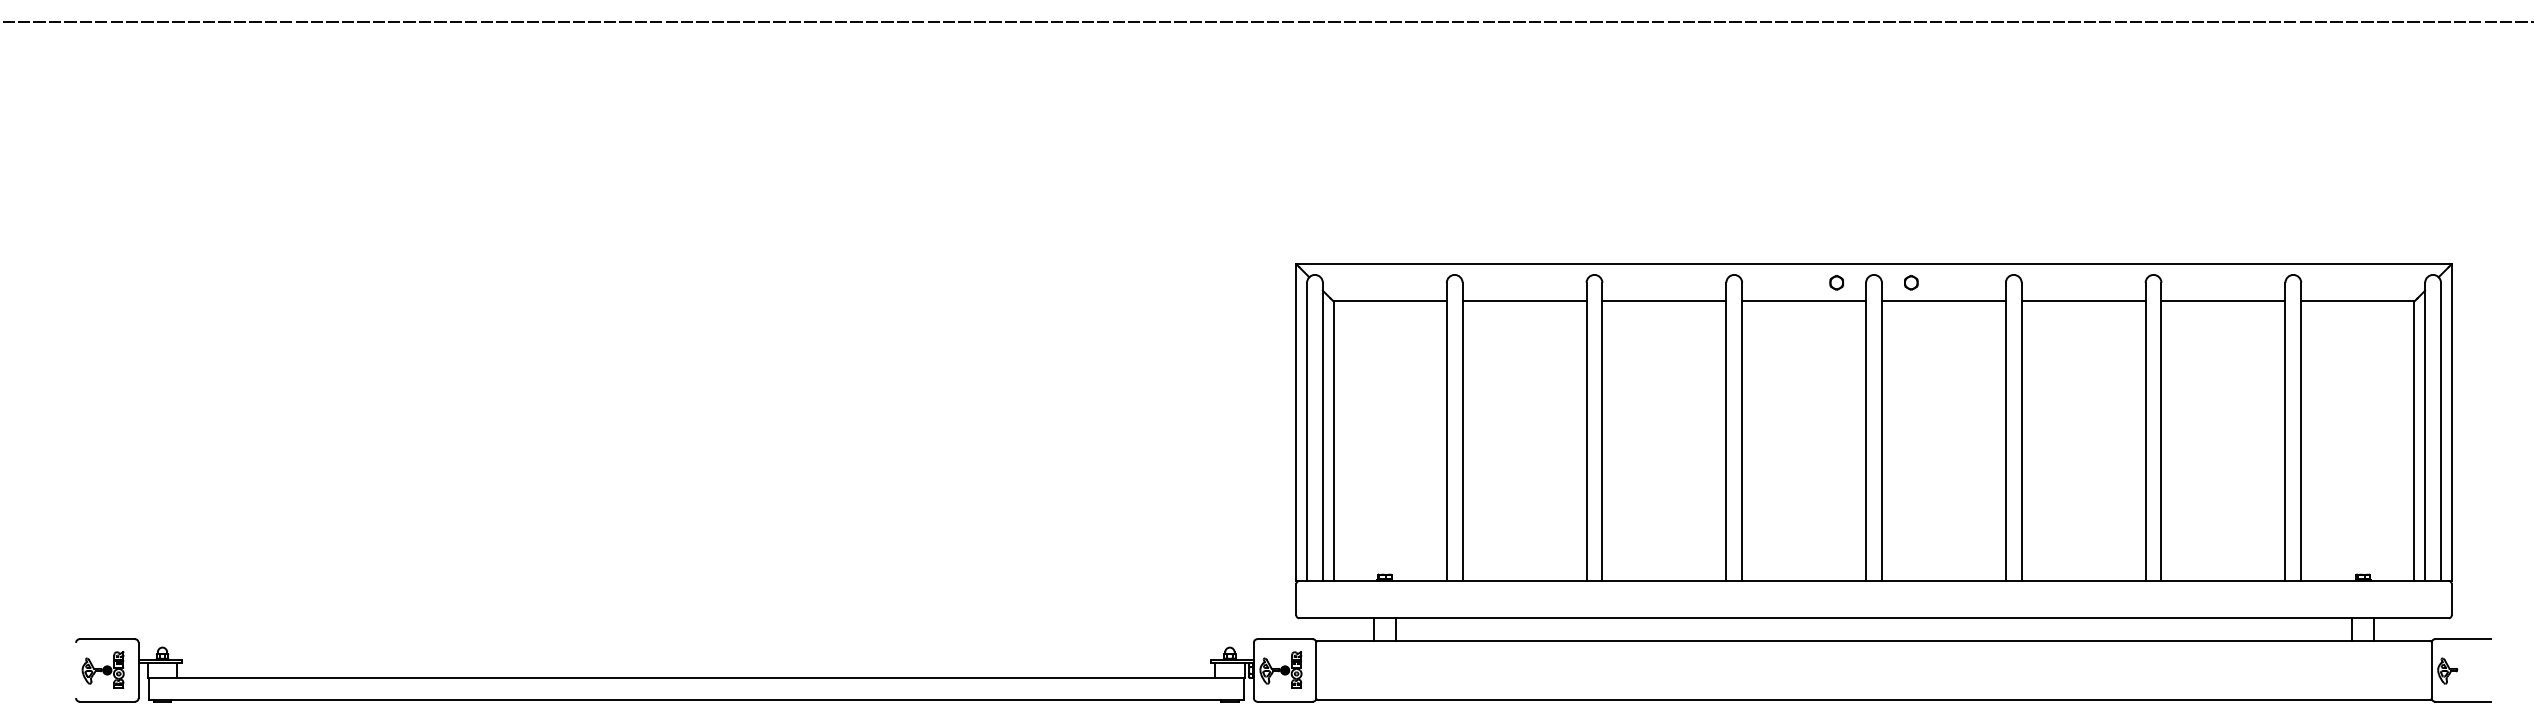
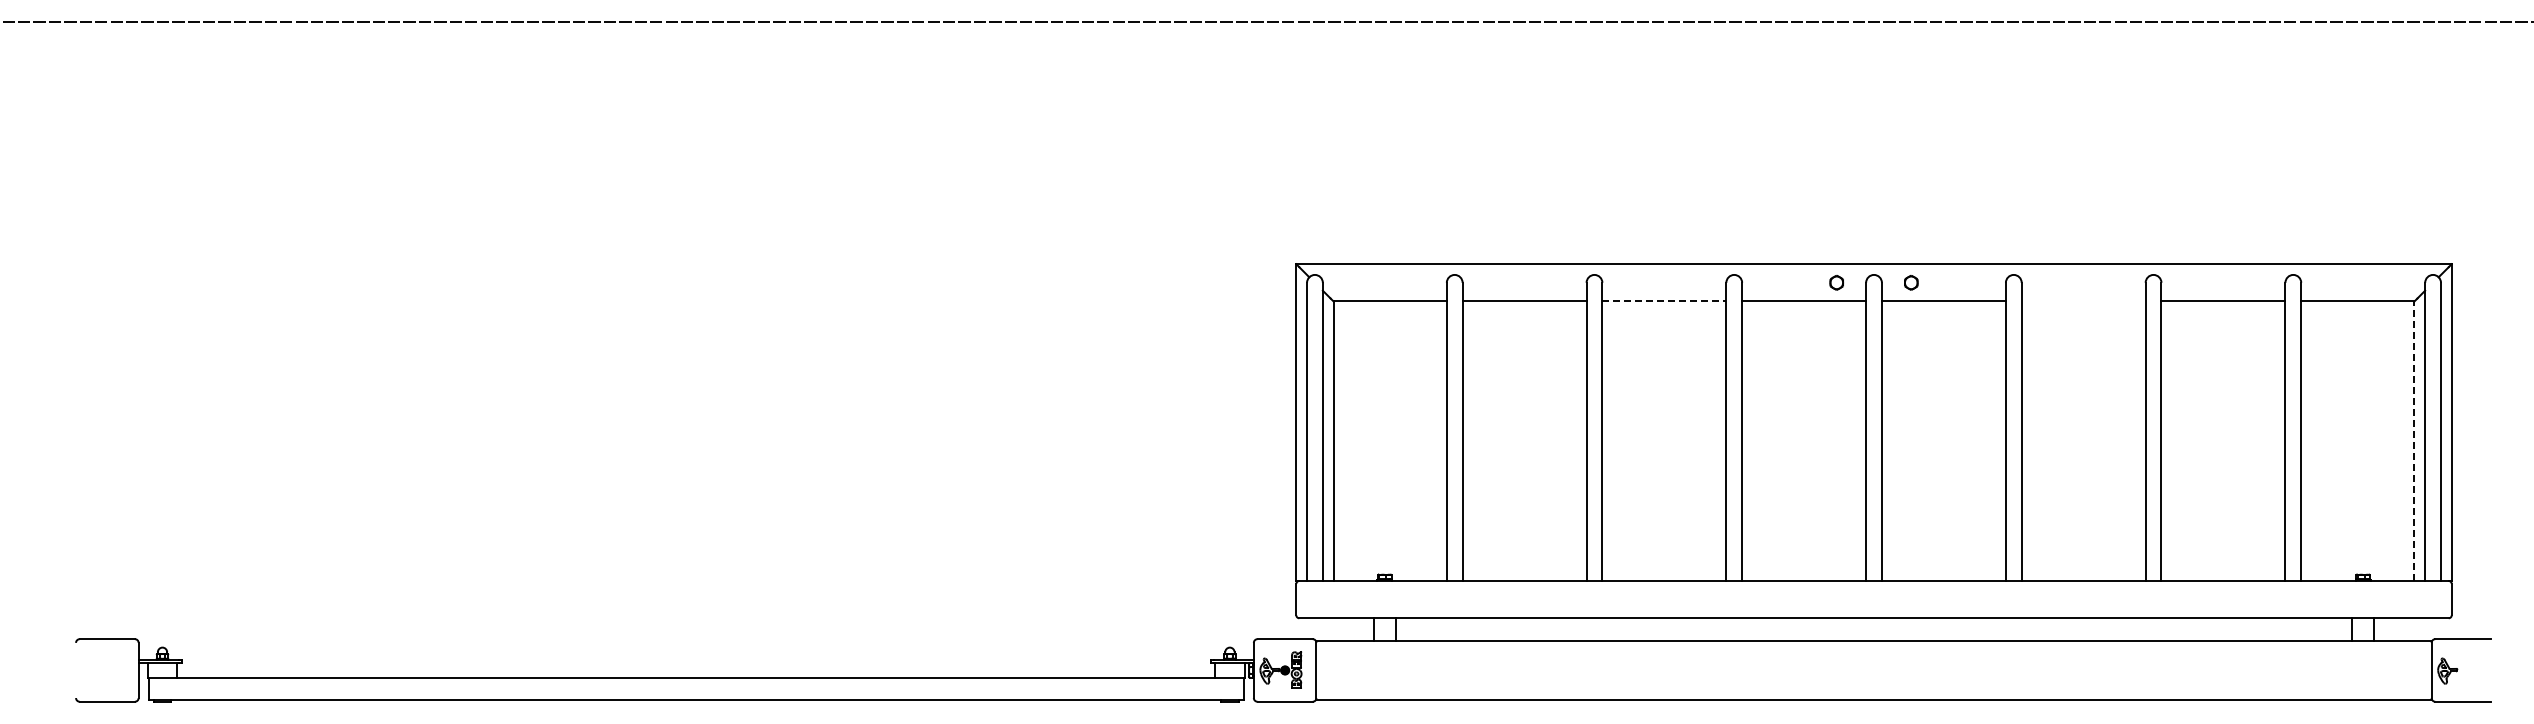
line: solid -> dashed (1664, 301)
line: present -> none (2083, 301)
line: solid -> dashed (2414, 441)
part: present -> none (102, 669)
